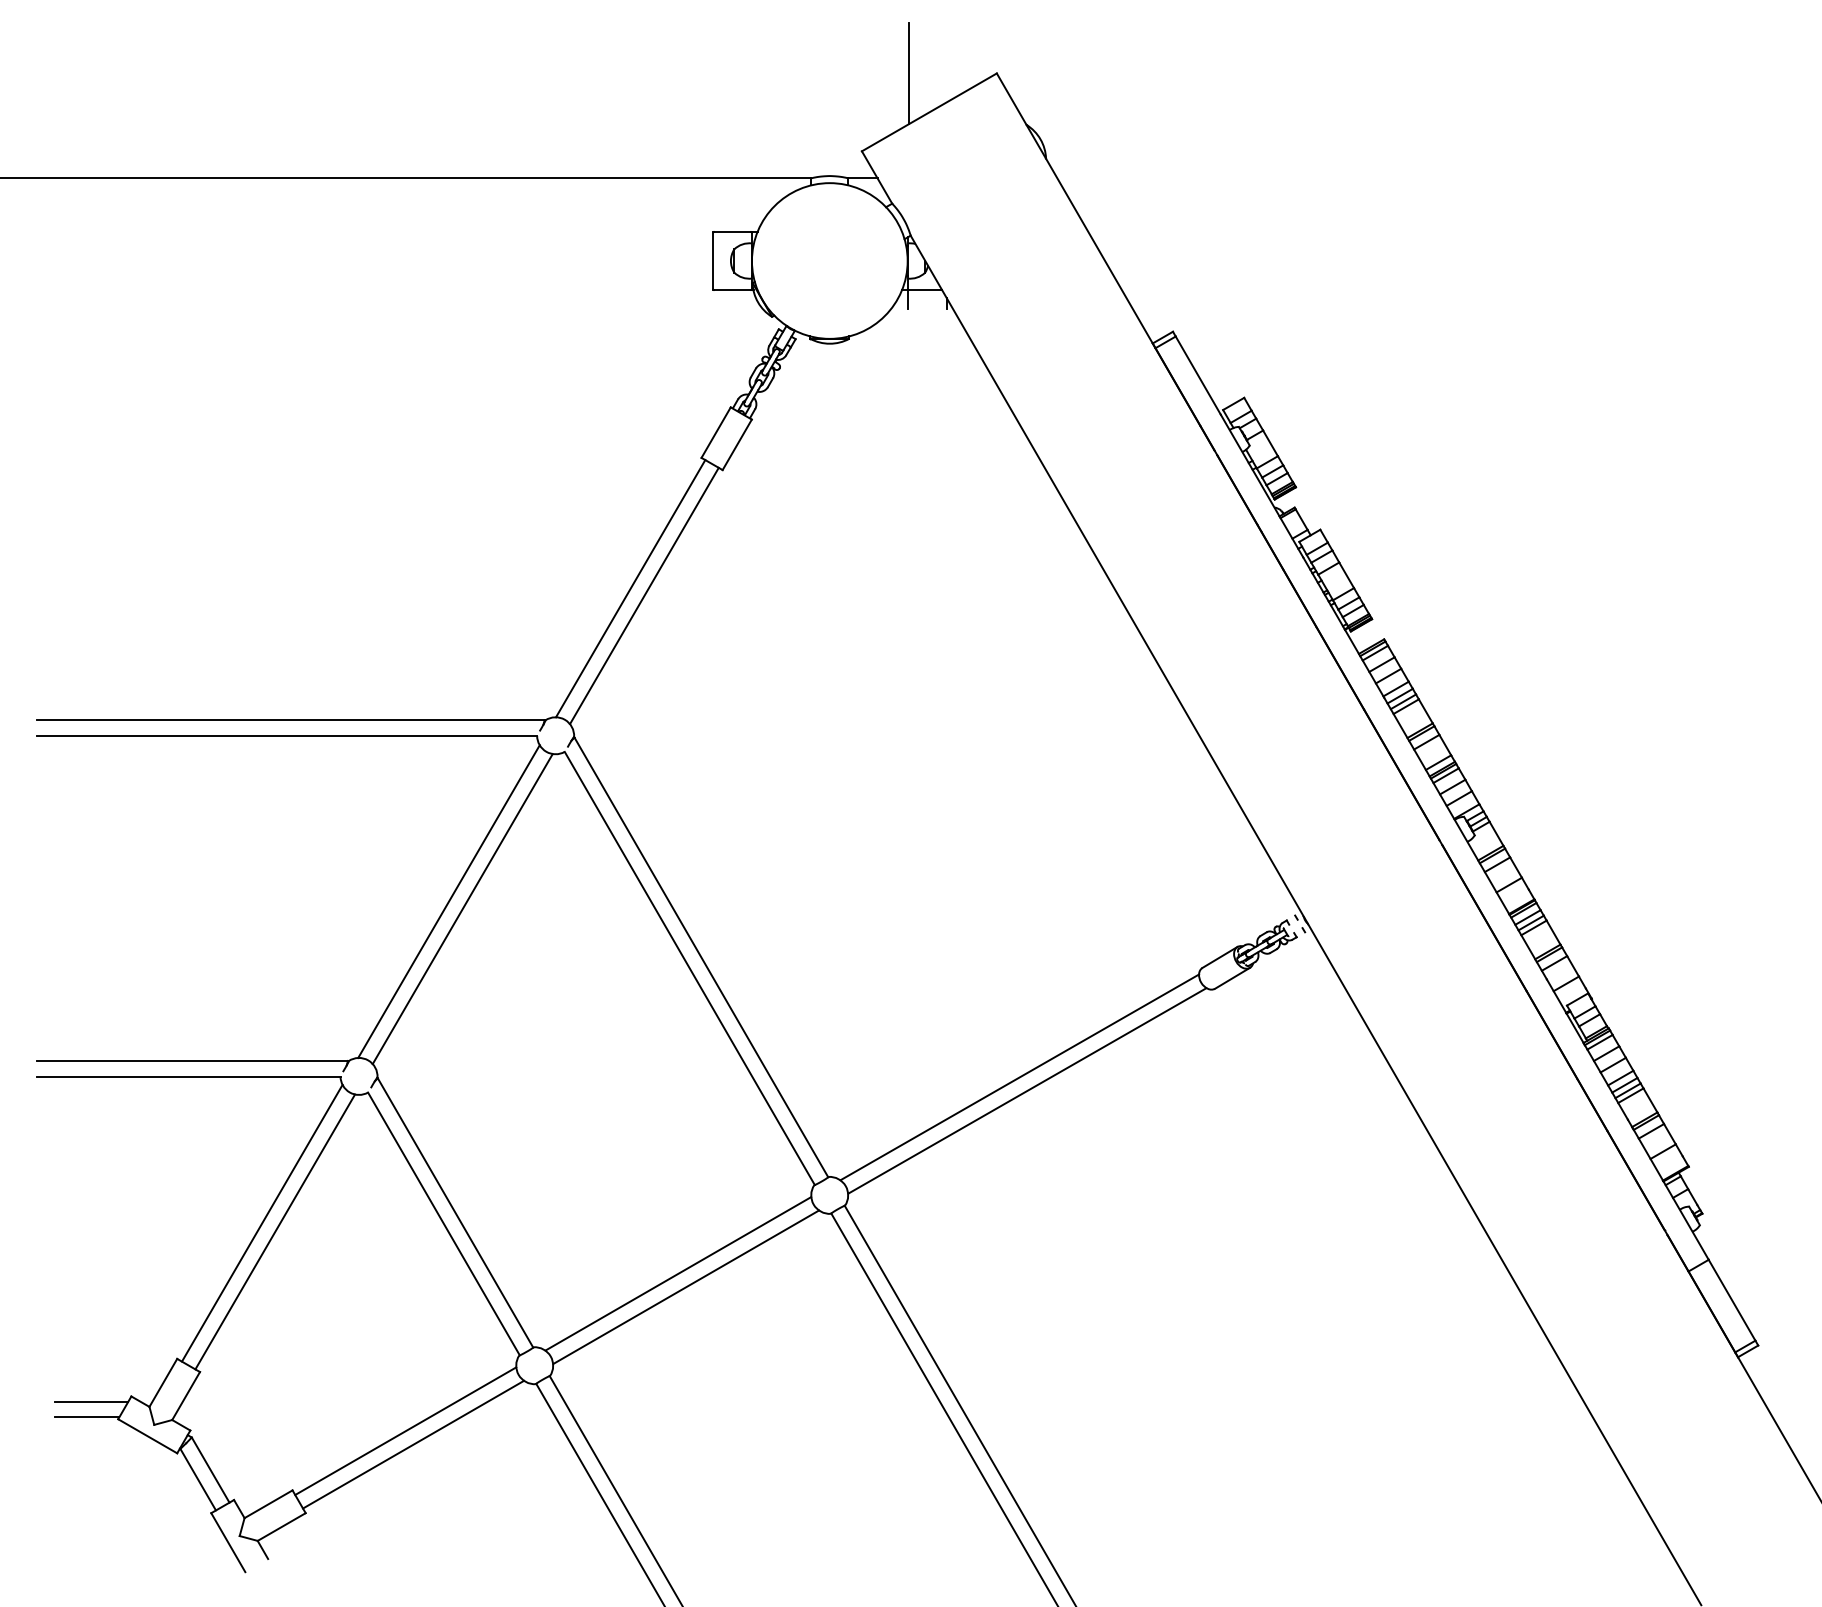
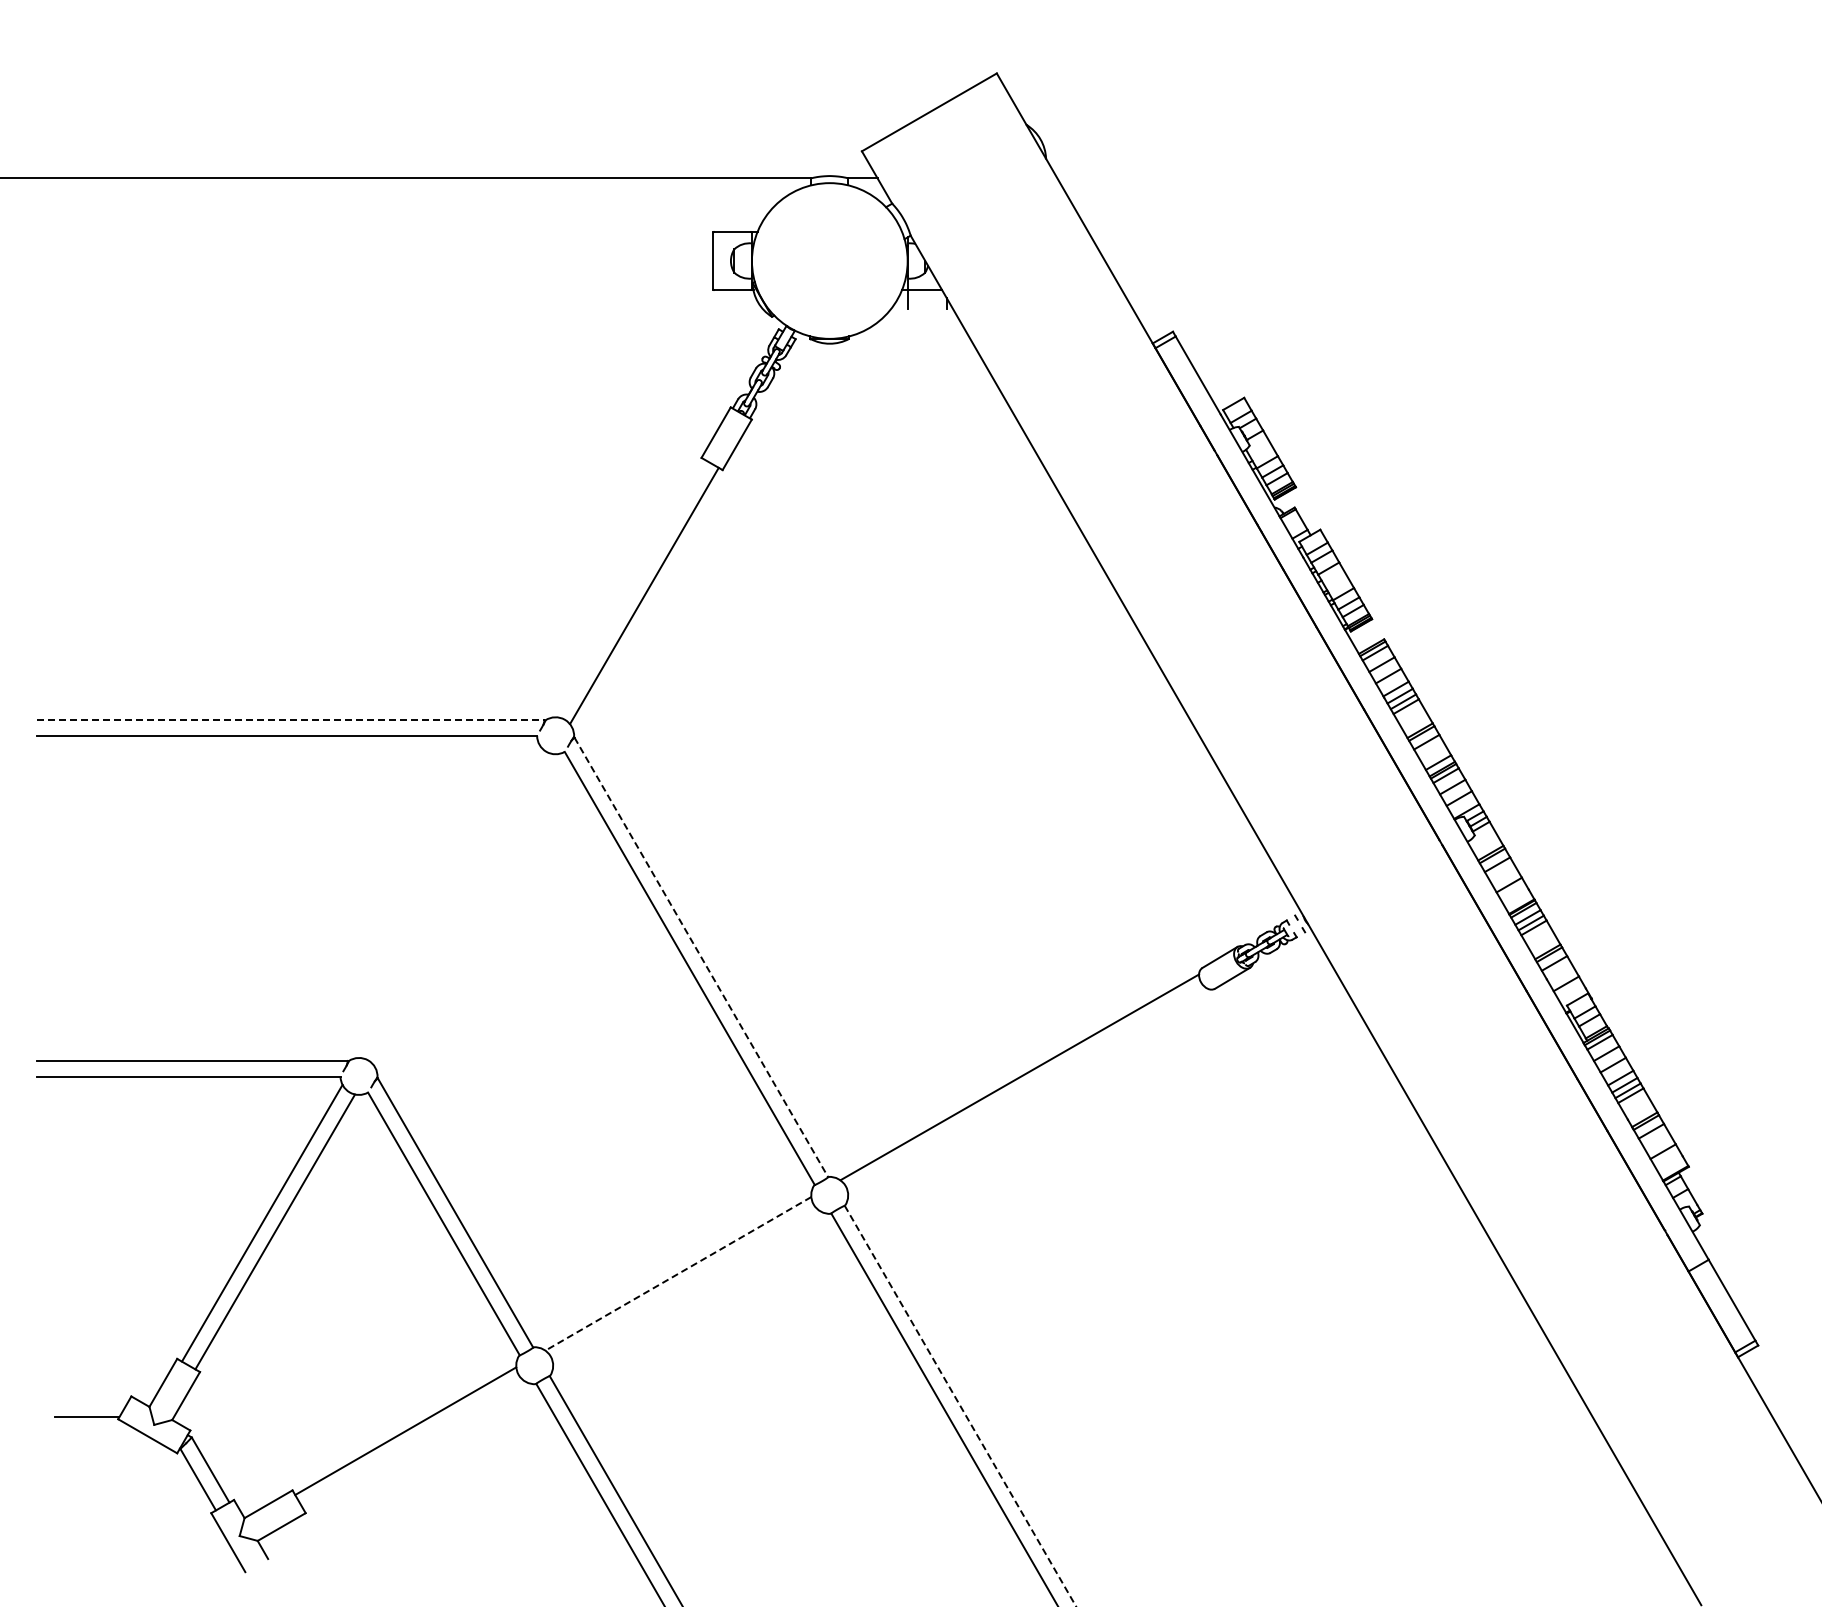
line: present -> none (908, 73)
line: present -> none (630, 588)
line: solid -> dashed (290, 720)
line: present -> none (448, 901)
line: present -> none (462, 909)
line: solid -> dashed (701, 957)
line: present -> none (1027, 1090)
line: solid -> dashed (678, 1273)
line: present -> none (686, 1287)
line: present -> none (91, 1401)
line: solid -> dashed (960, 1406)
line: present -> none (413, 1444)
